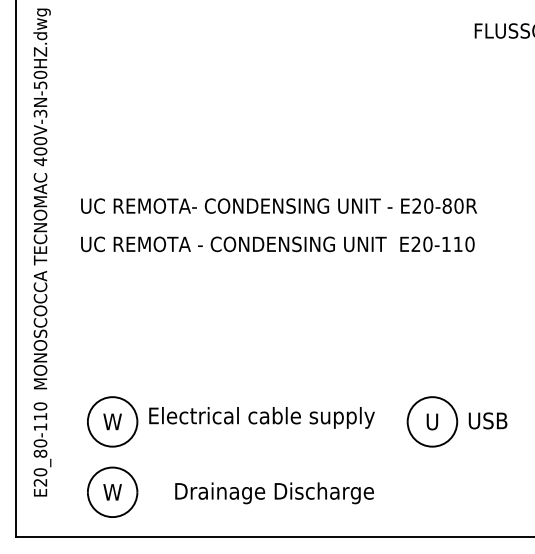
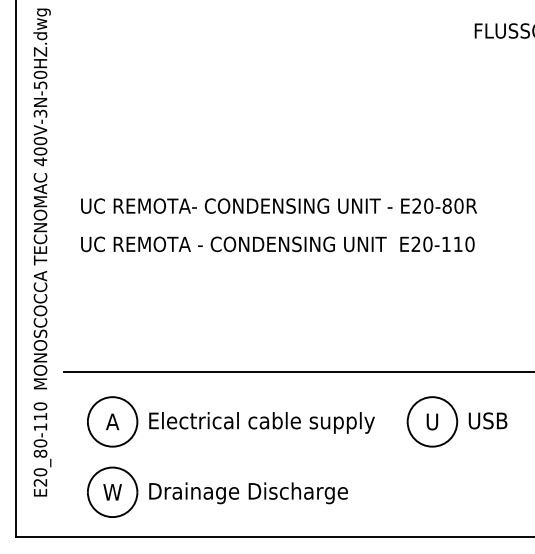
line: none -> present (297, 372)
text position: (261, 417) -> (261, 422) (261, 422)
text: W -> A (112, 421)
text position: (274, 493) -> (248, 493) (248, 493)
